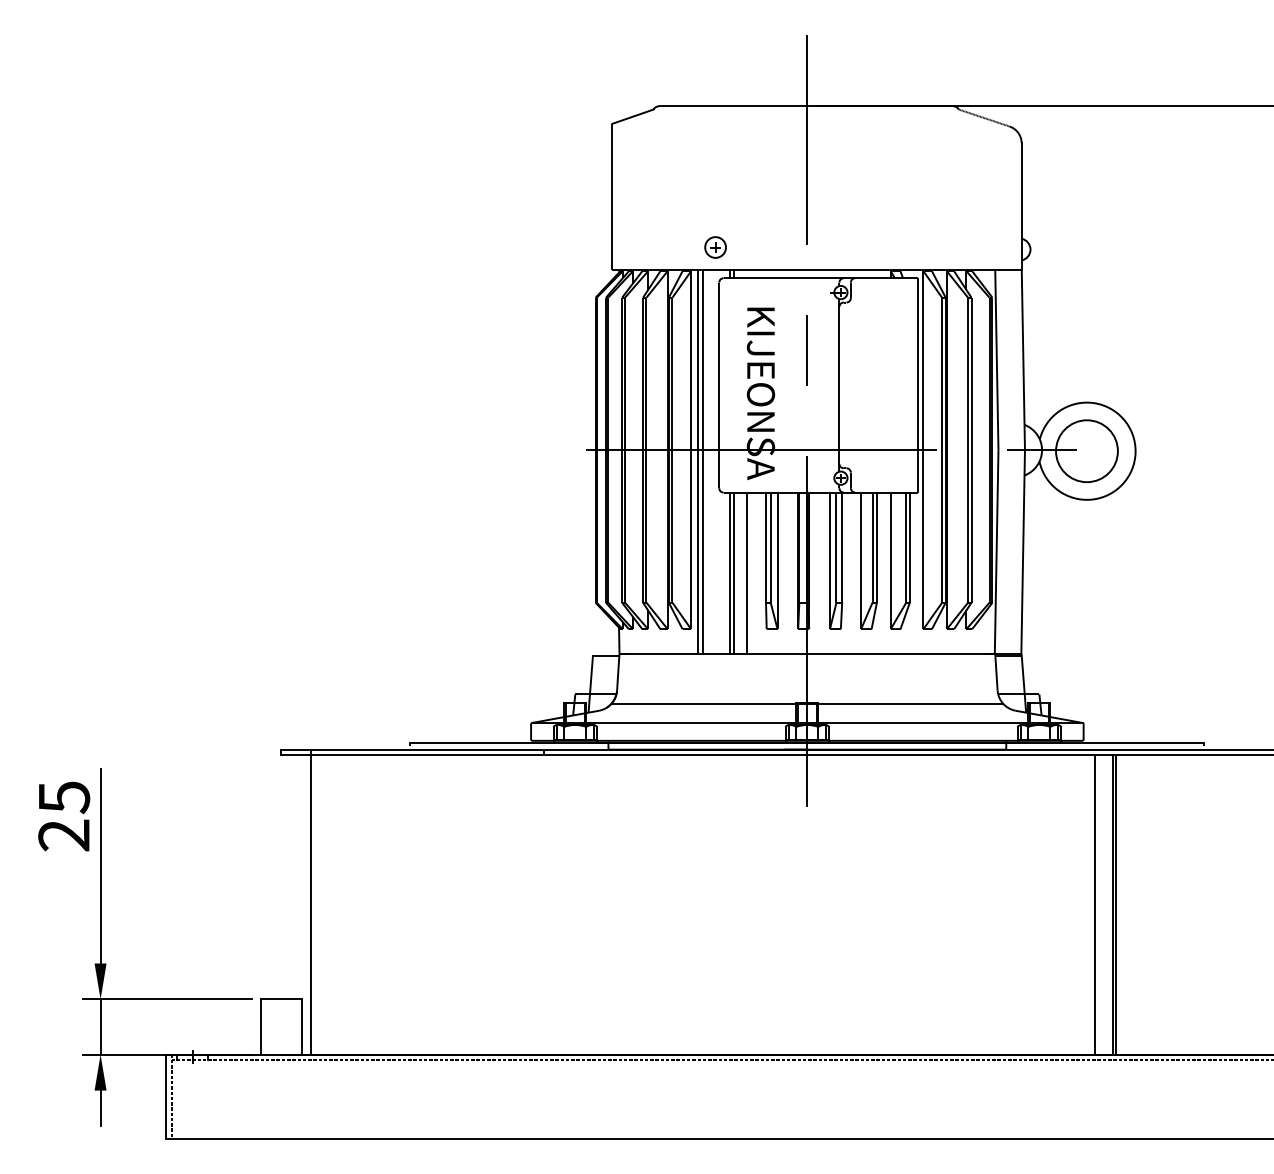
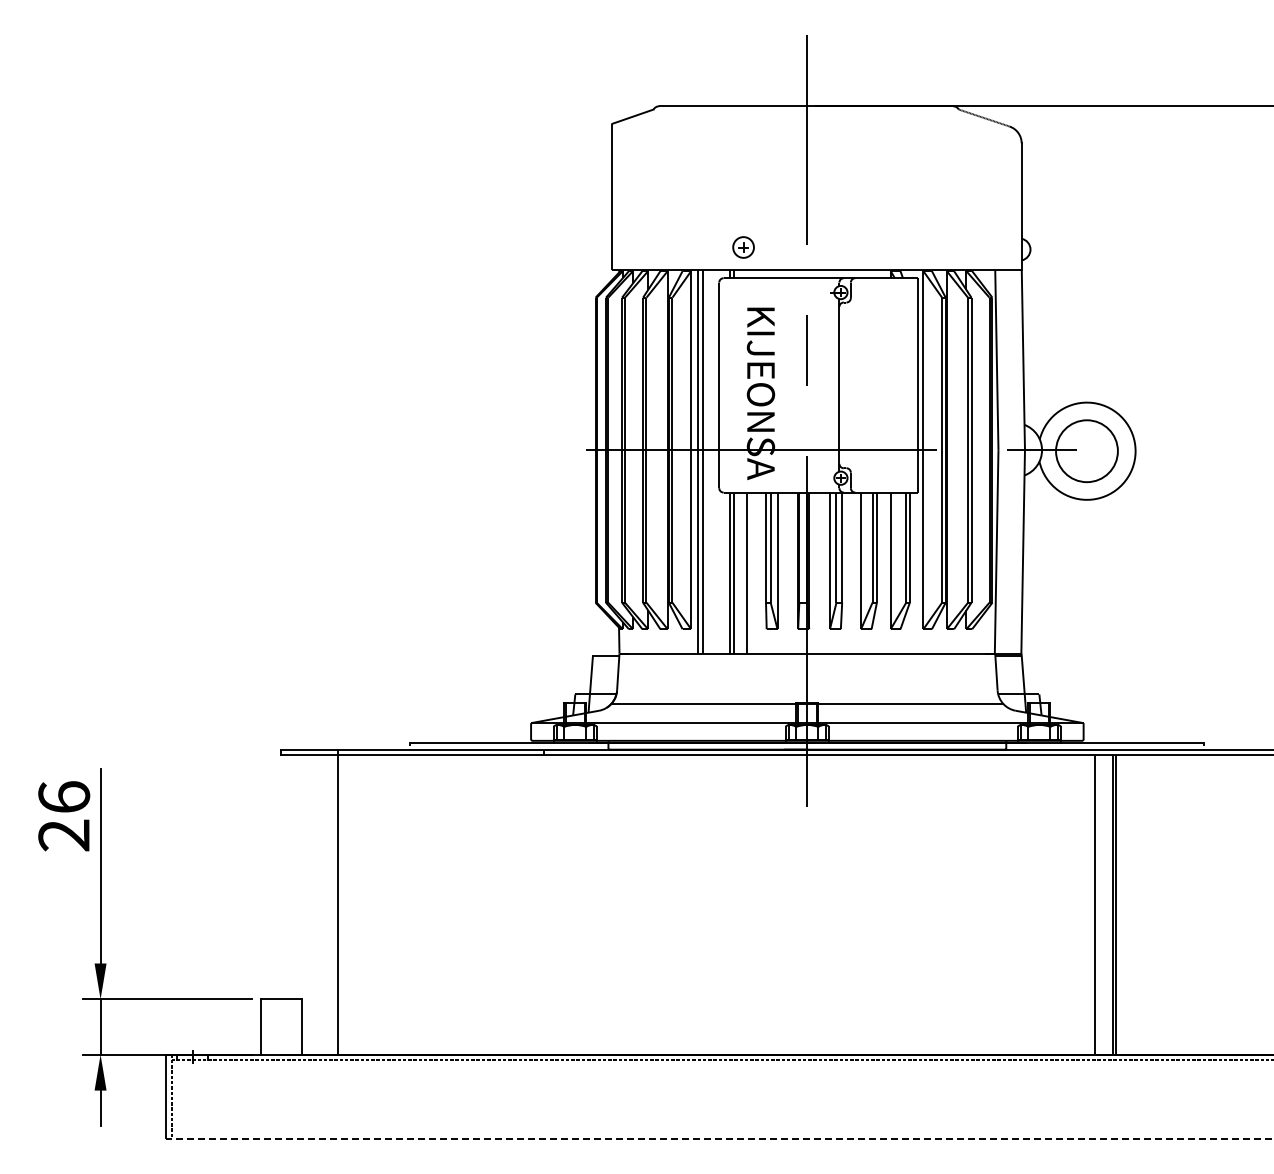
part position: (715, 247) -> (743, 247) (743, 247)
text: 25 -> 26 (64, 797)
line position: (311, 901) -> (338, 901) (338, 901)
line: solid -> dashed (719, 1138)
